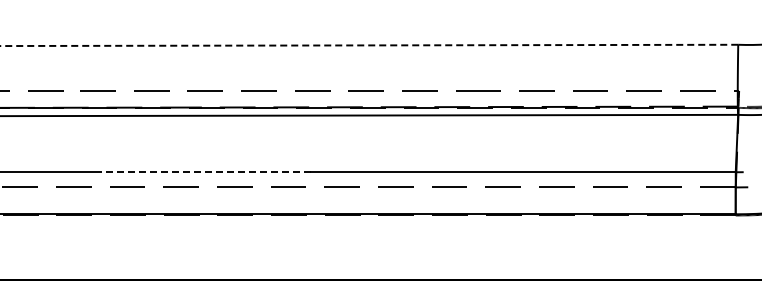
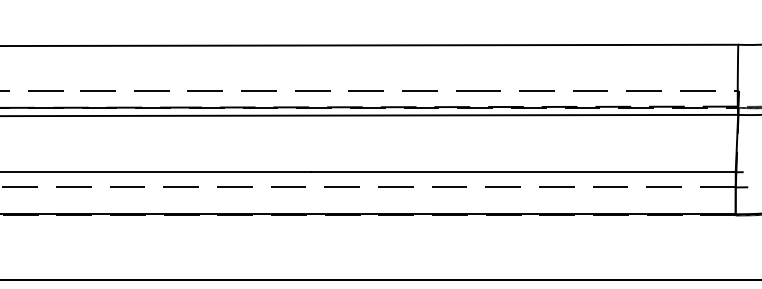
line: dashed -> solid (369, 45)
line: dashed -> solid (204, 172)
